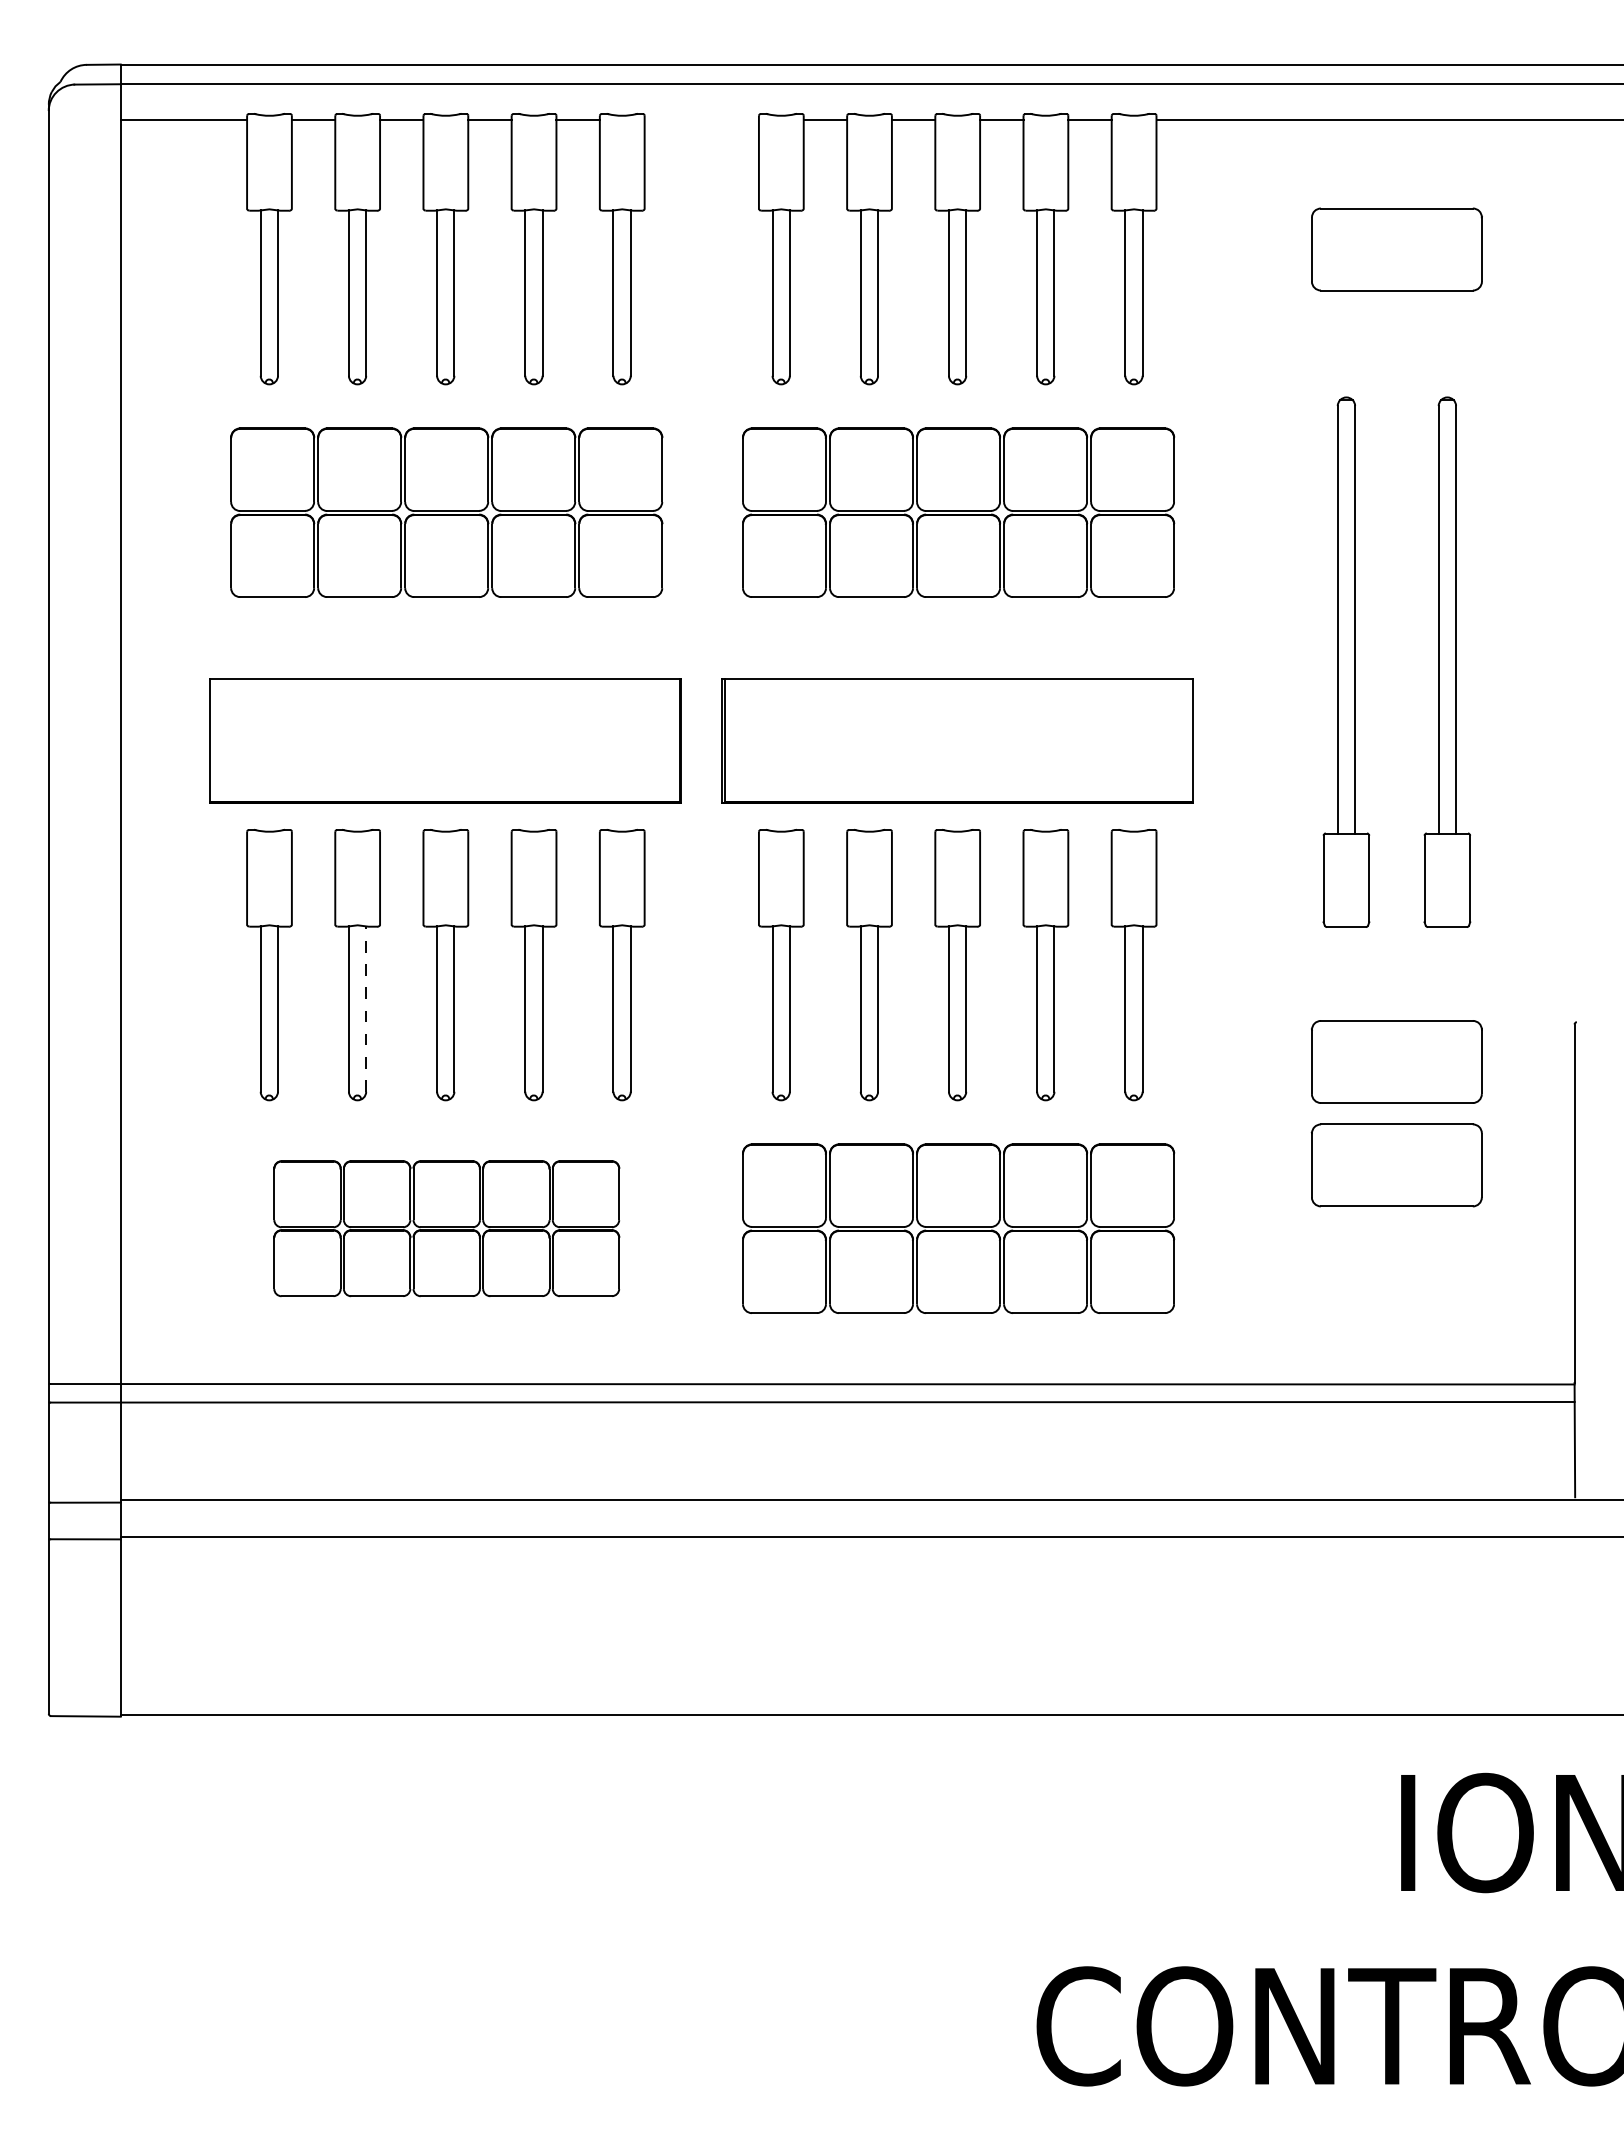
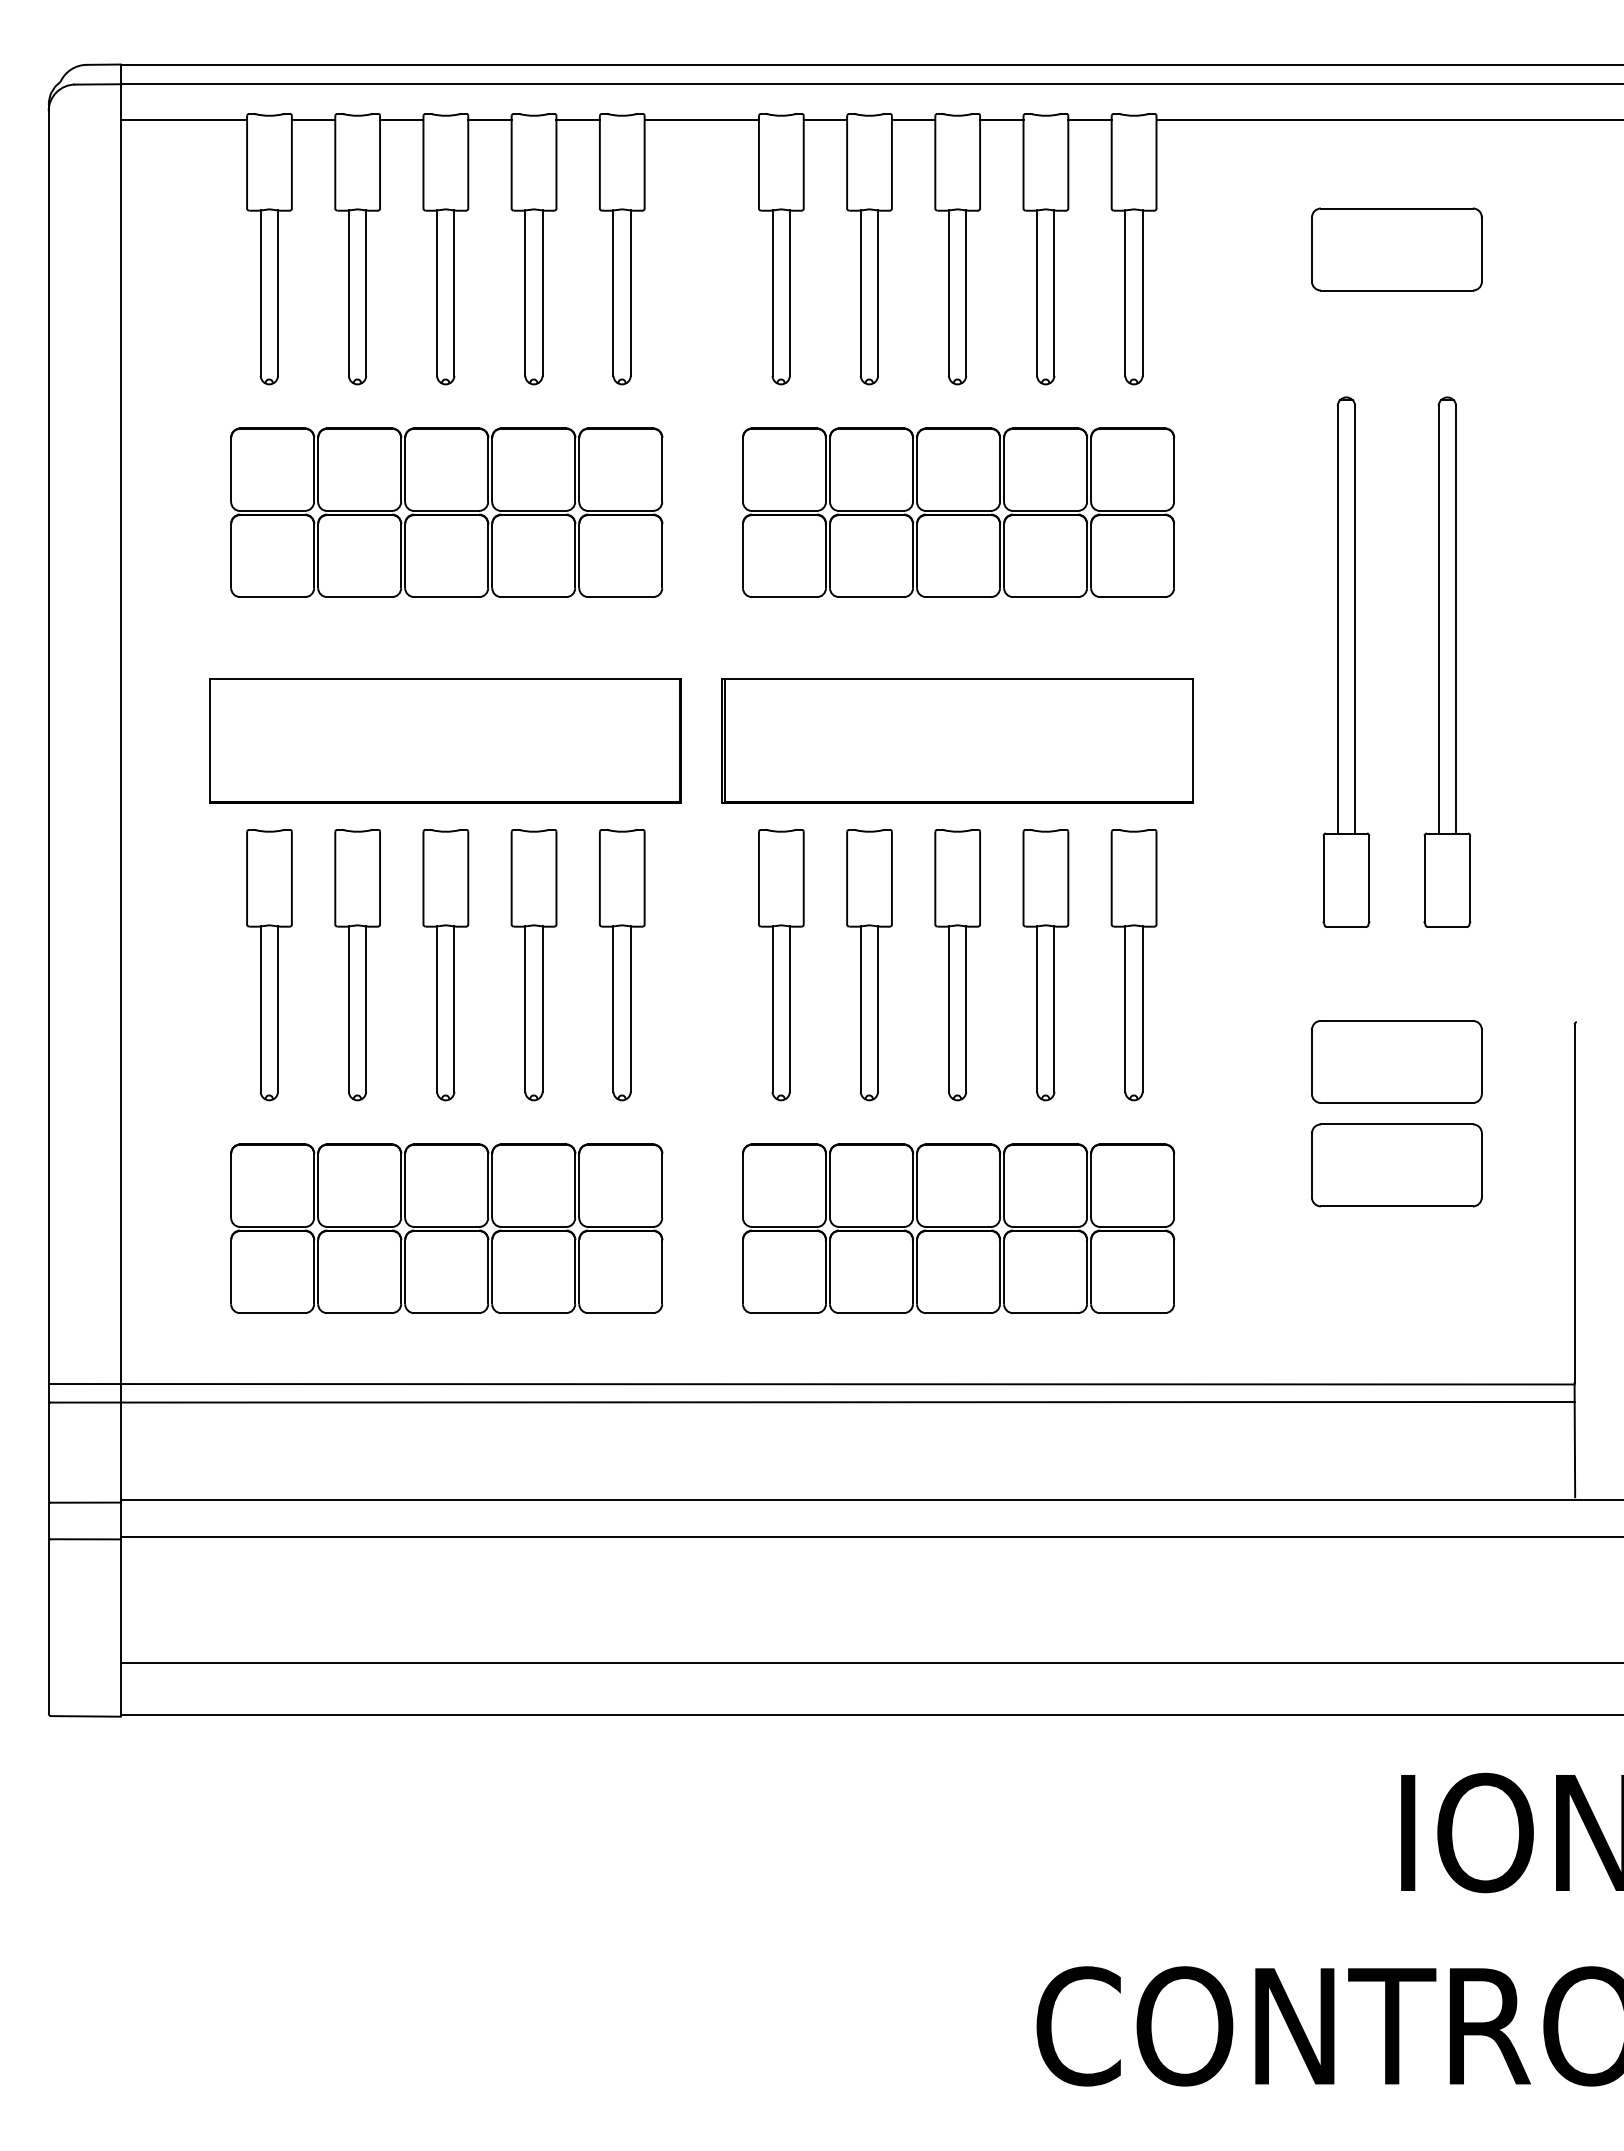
line: none -> present (701, 120)
line: dashed -> solid (366, 1009)
part size: 348x138 px -> 434x171 px (446, 1228)
line: none -> present (870, 1663)
